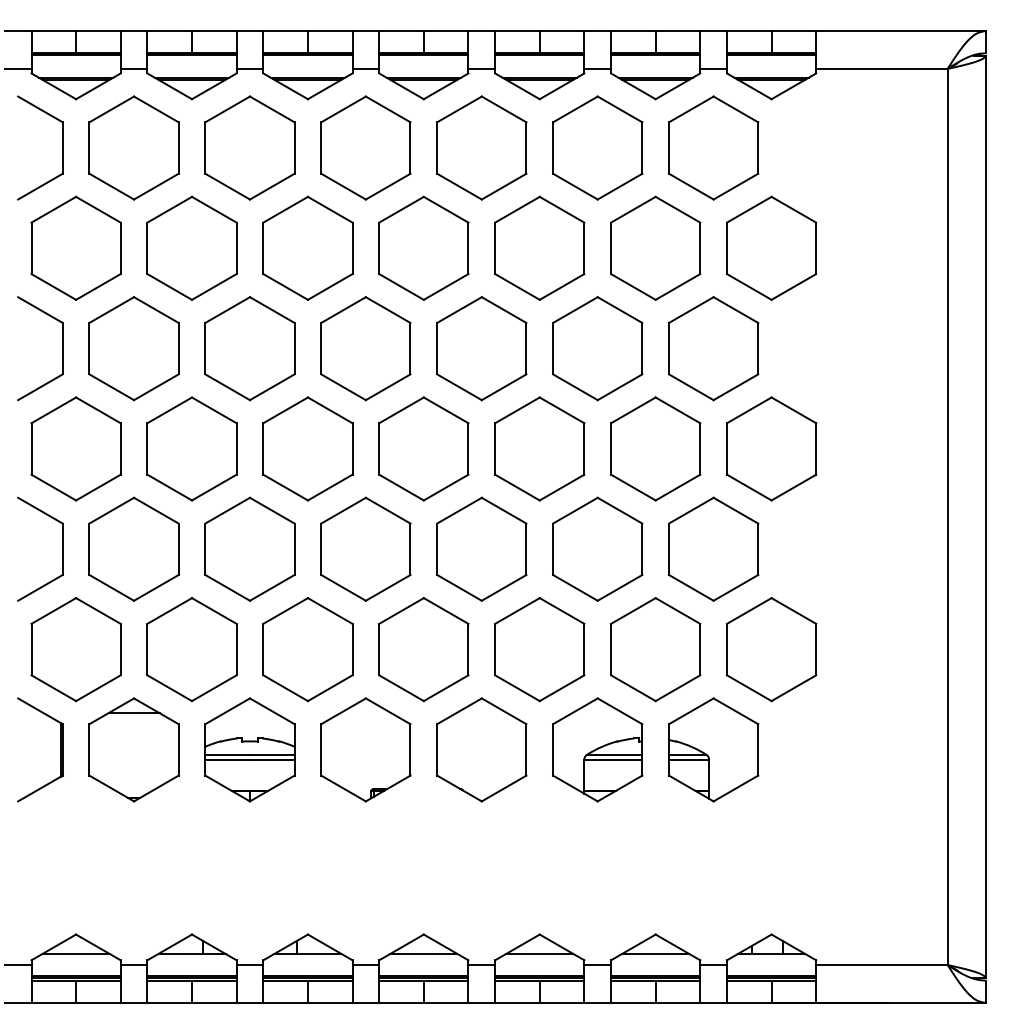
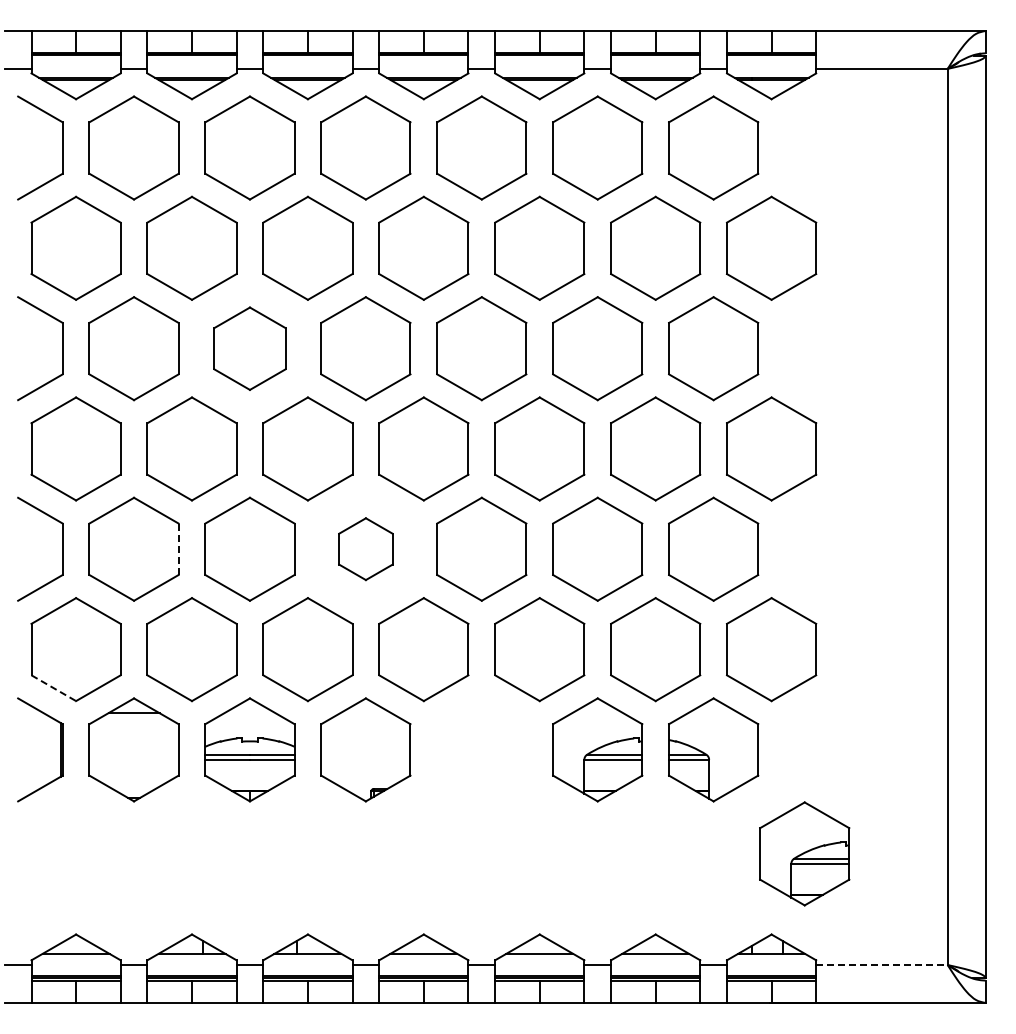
part size: 92x106 px -> 74x85 px (249, 348)
part size: 92x106 px -> 56x65 px (365, 549)
line: solid -> dashed (178, 549)
line: solid -> dashed (53, 688)
part: present -> none (481, 749)
part: none -> present (804, 853)
line: solid -> dashed (881, 965)
